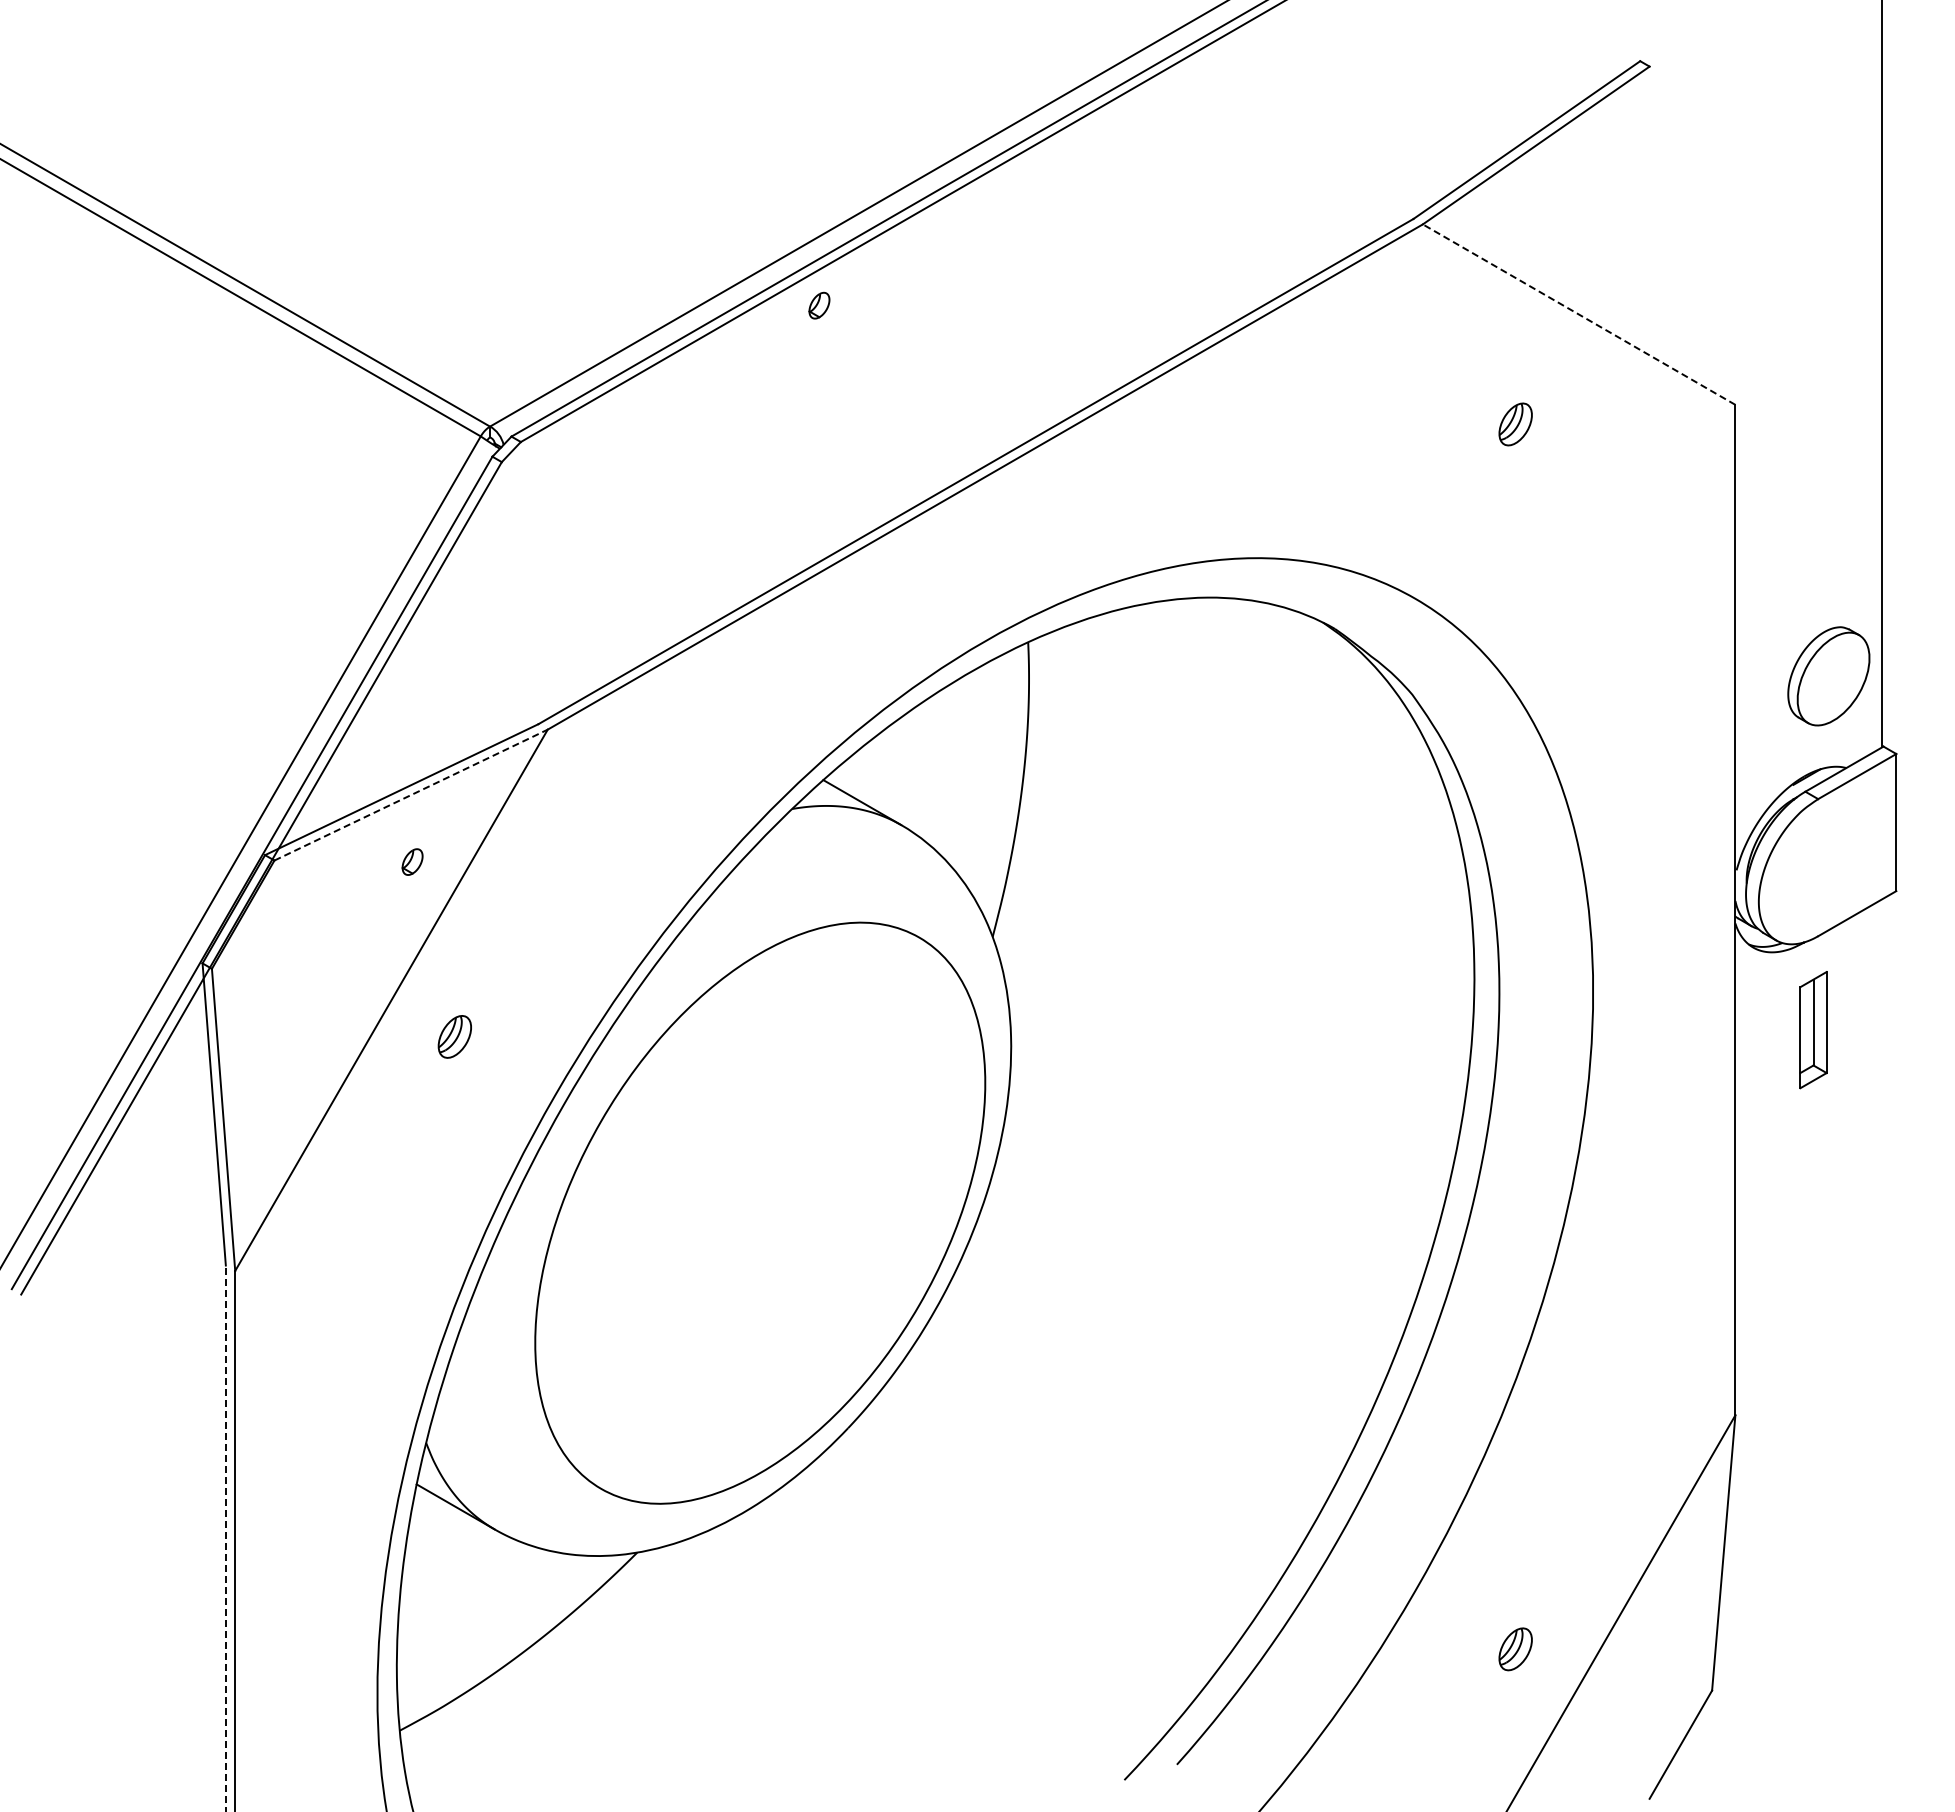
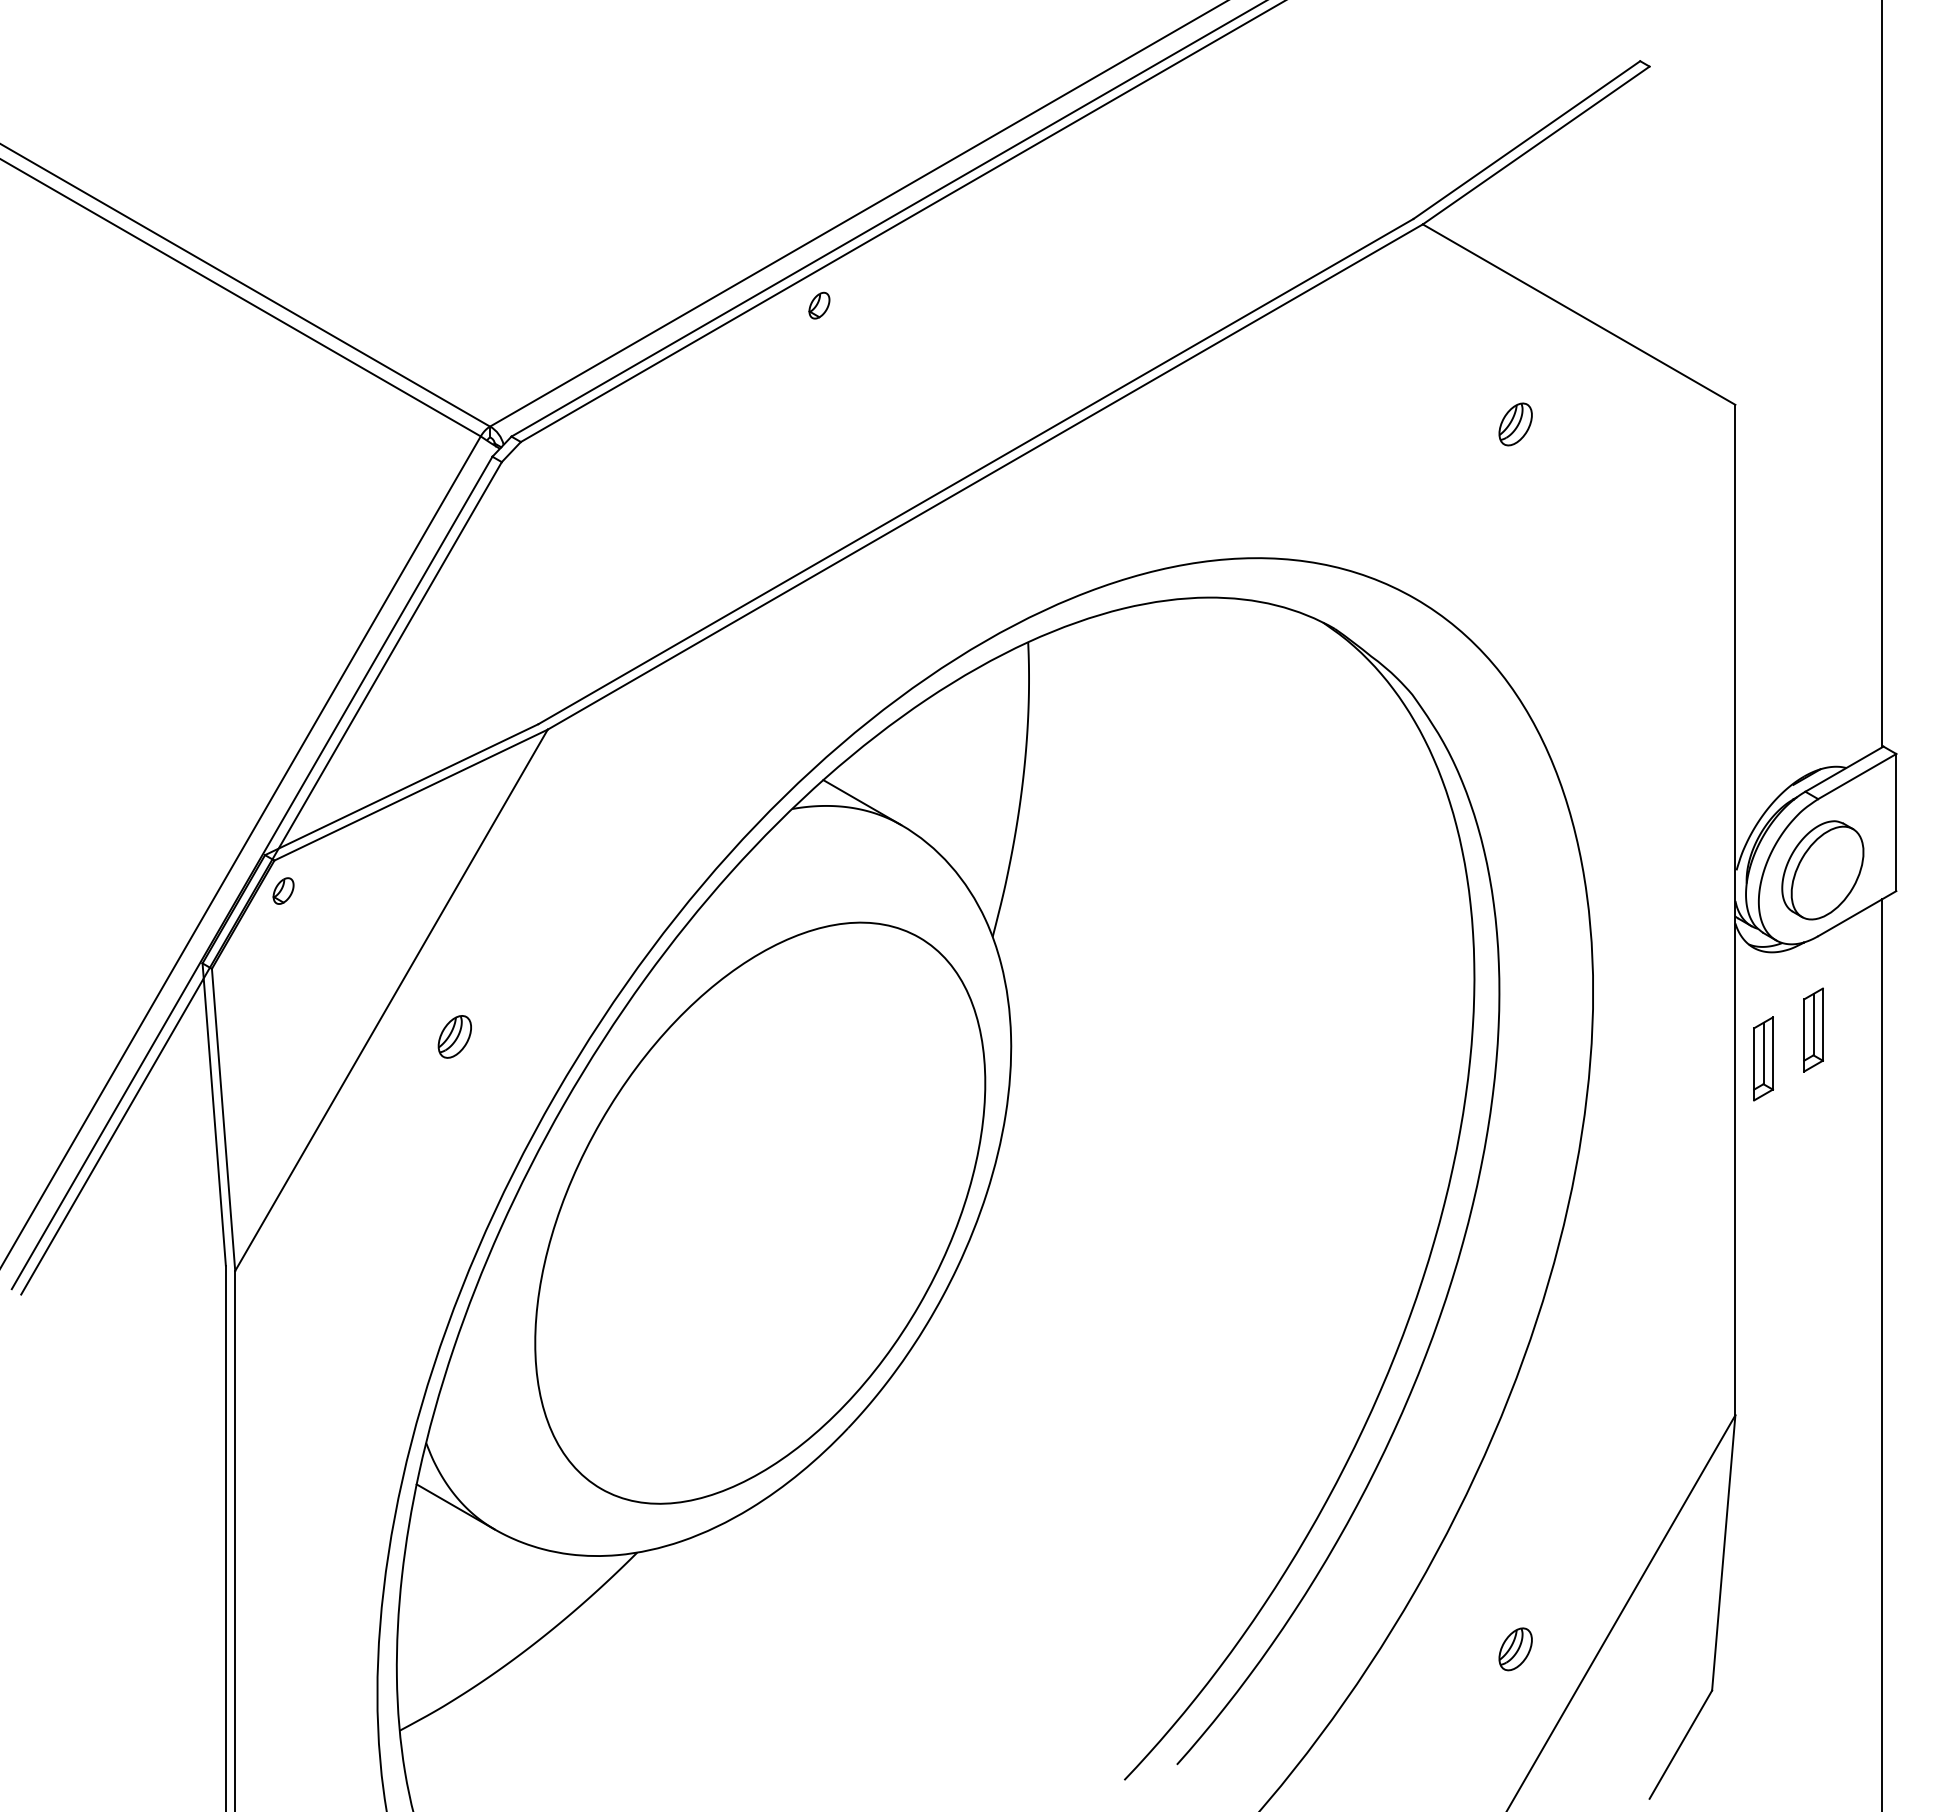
line: dashed -> solid (1578, 314)
part position: (1828, 676) -> (1822, 870) (1822, 870)
line: dashed -> solid (411, 795)
part position: (412, 861) -> (283, 890) (283, 890)
part size: 29x119 px -> 21x86 px (1813, 1029)
part: none -> present (1763, 1058)
line: none -> present (1882, 1353)
line: dashed -> solid (225, 1538)
